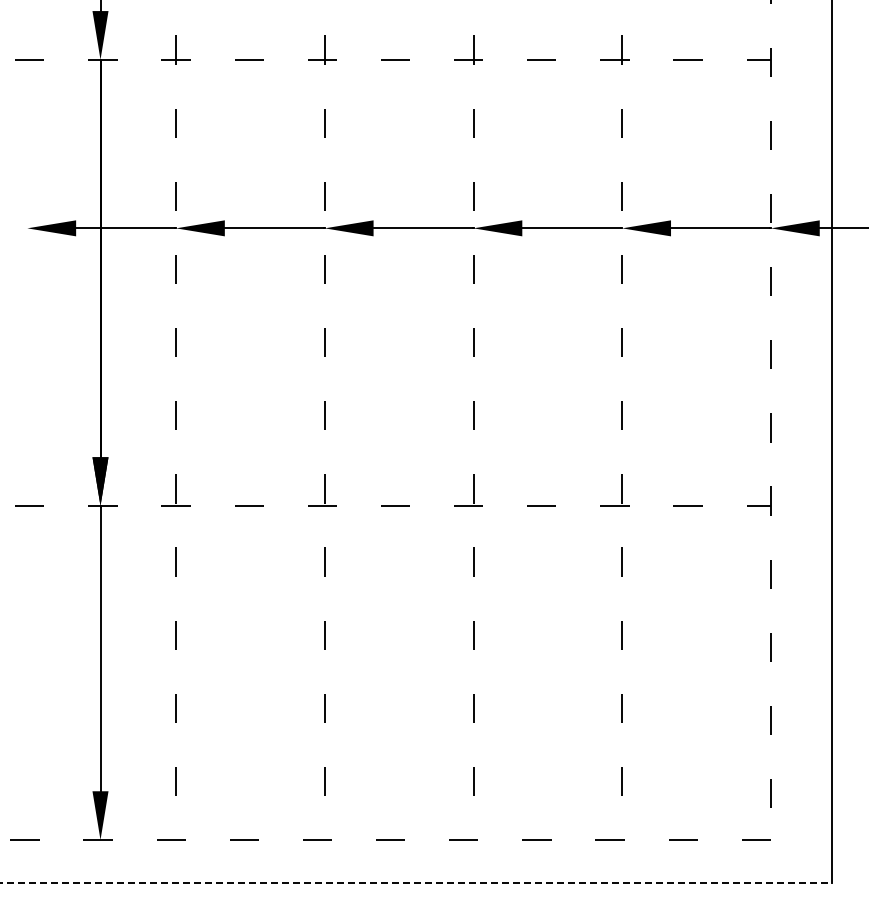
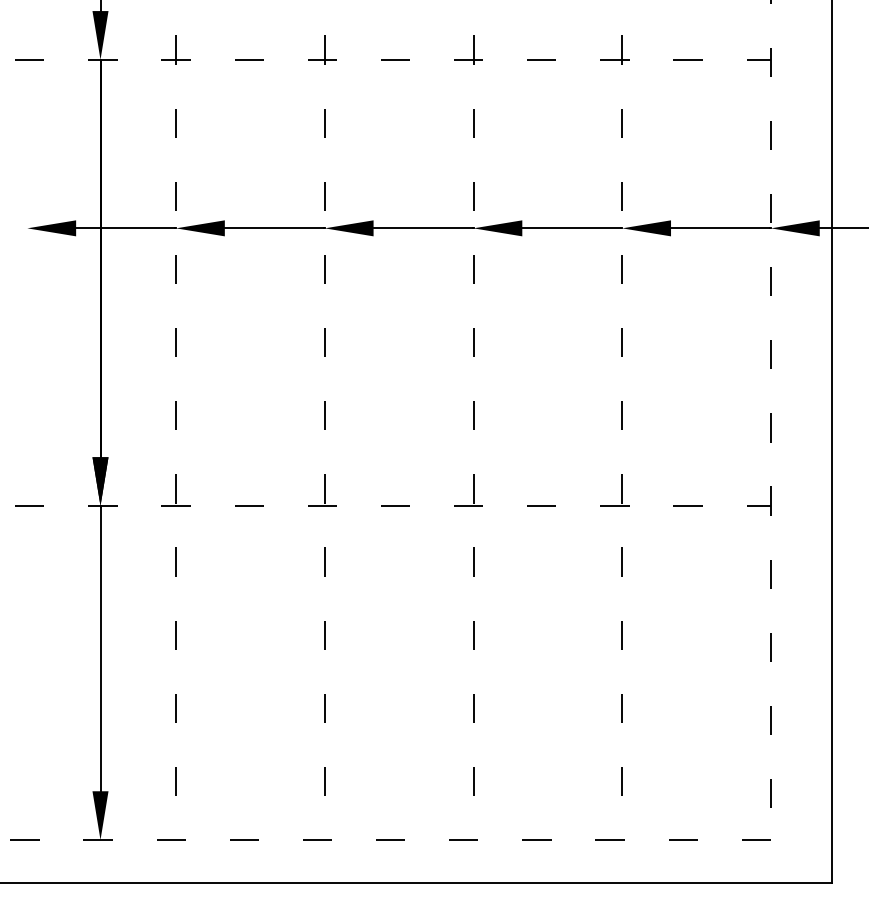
line: dashed -> solid (415, 882)
